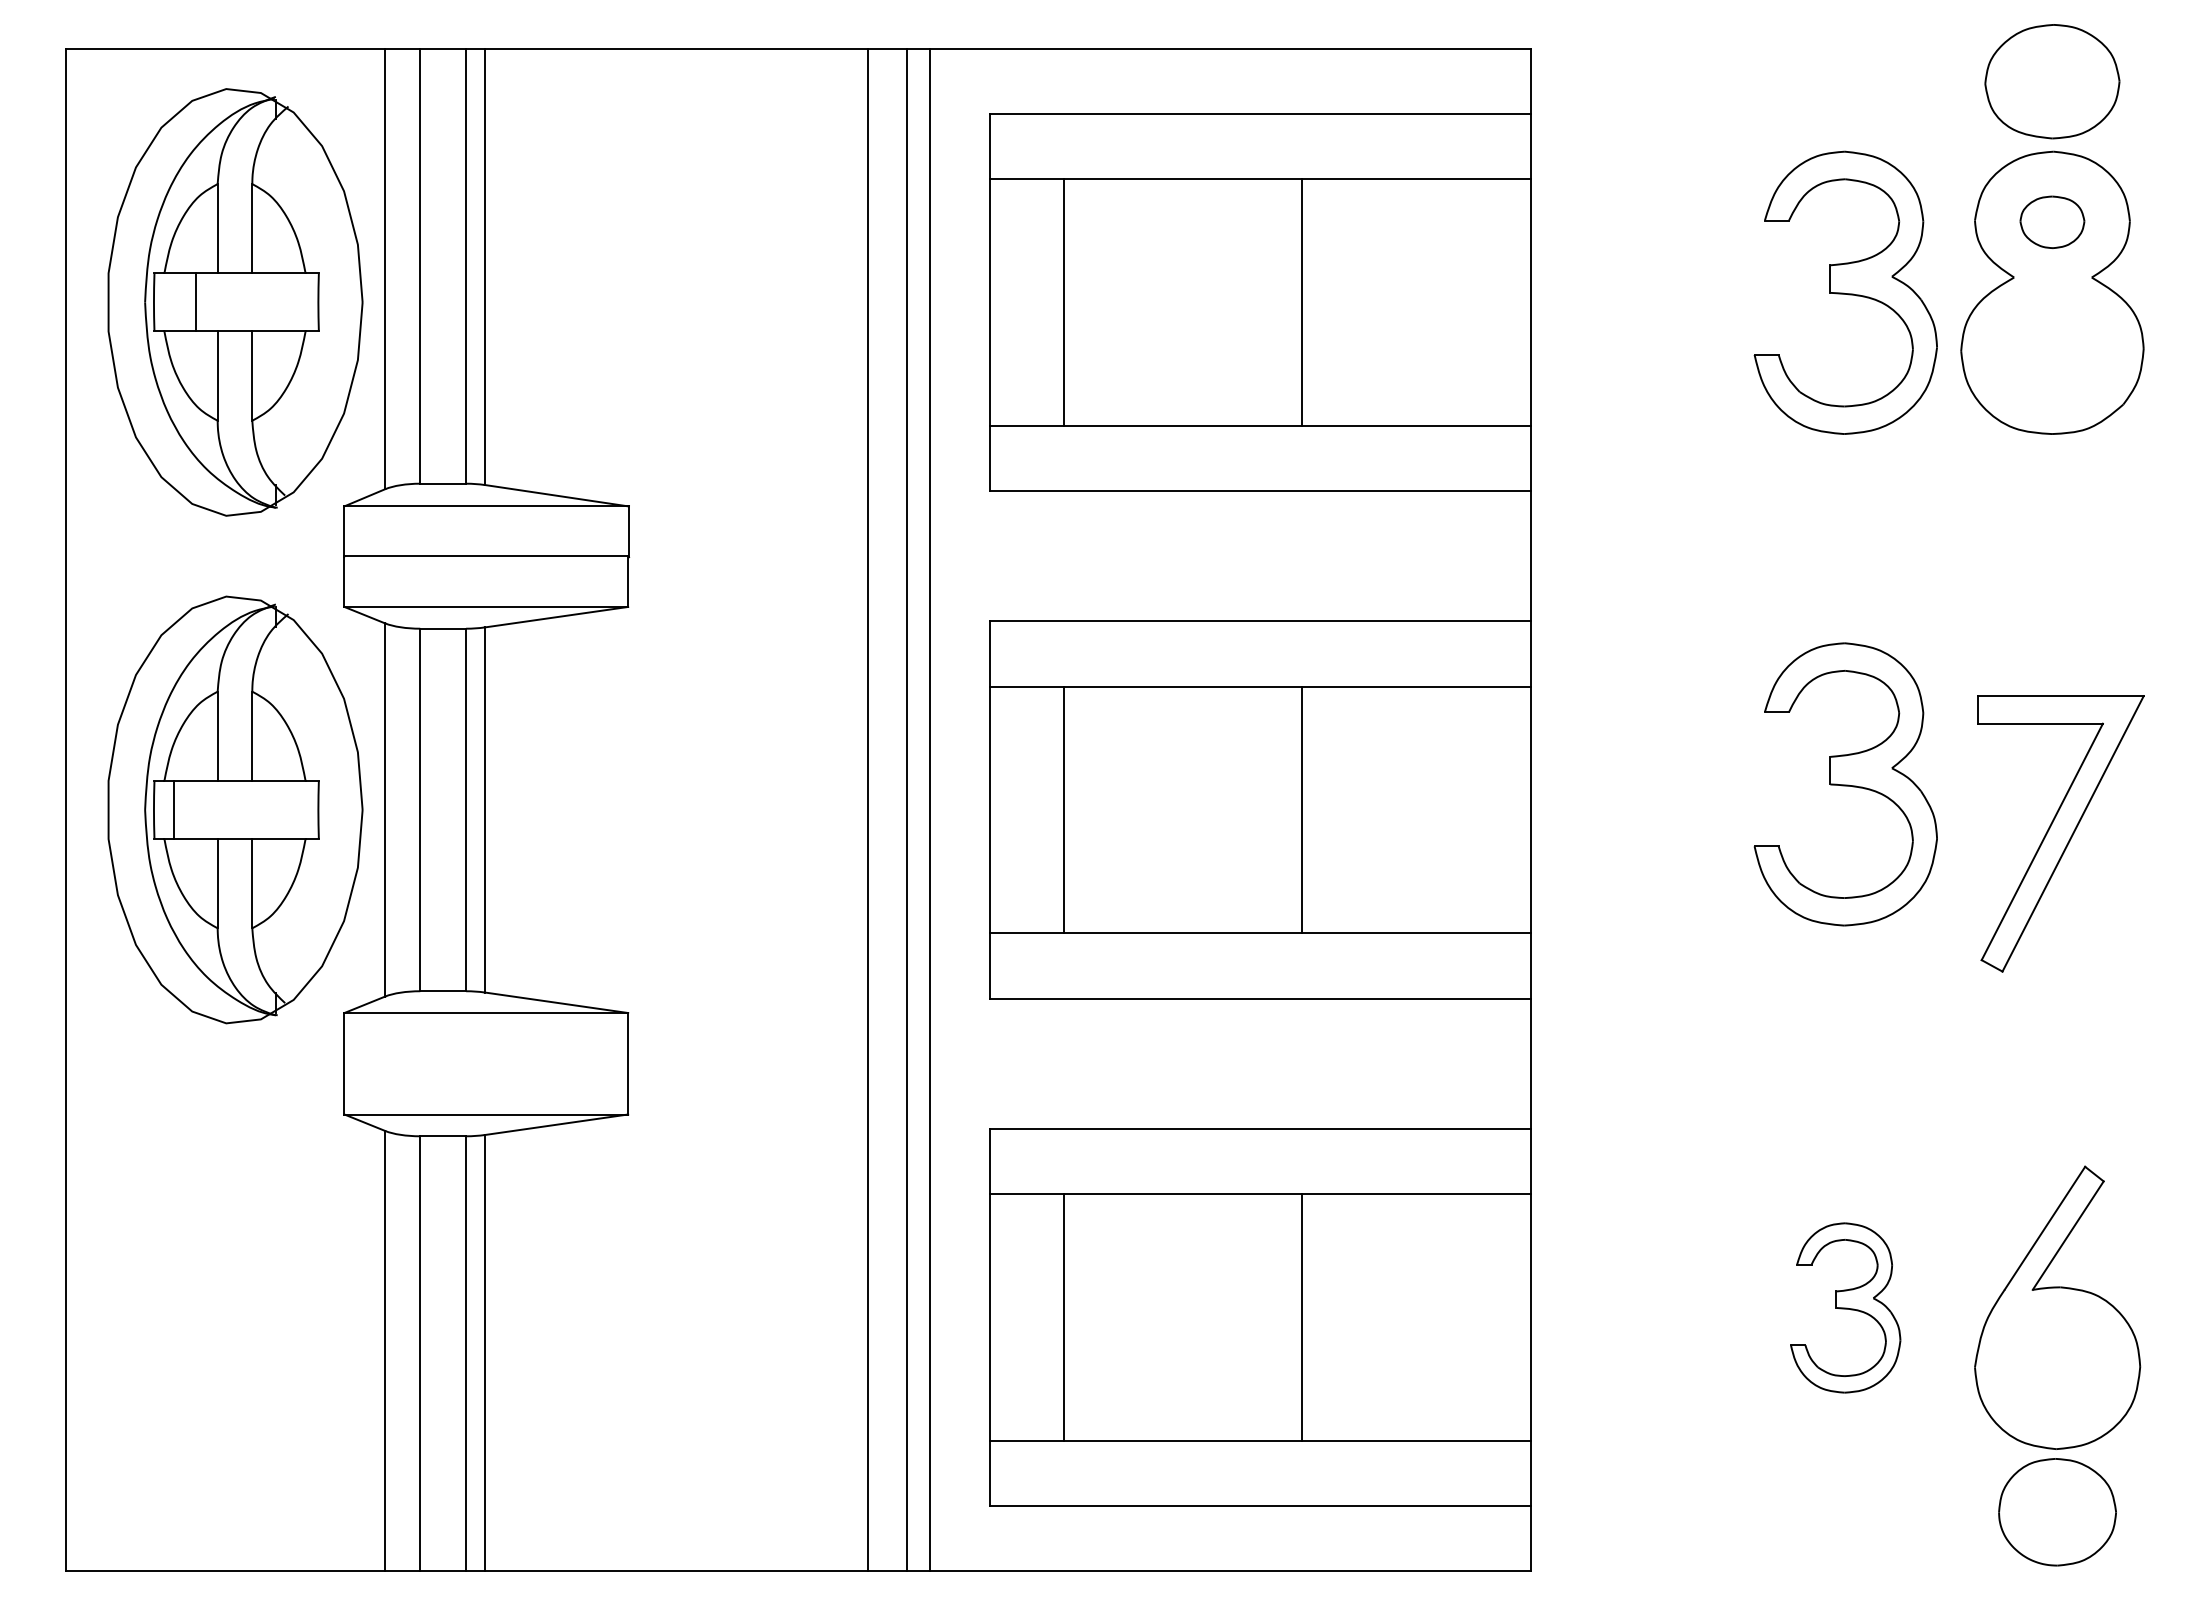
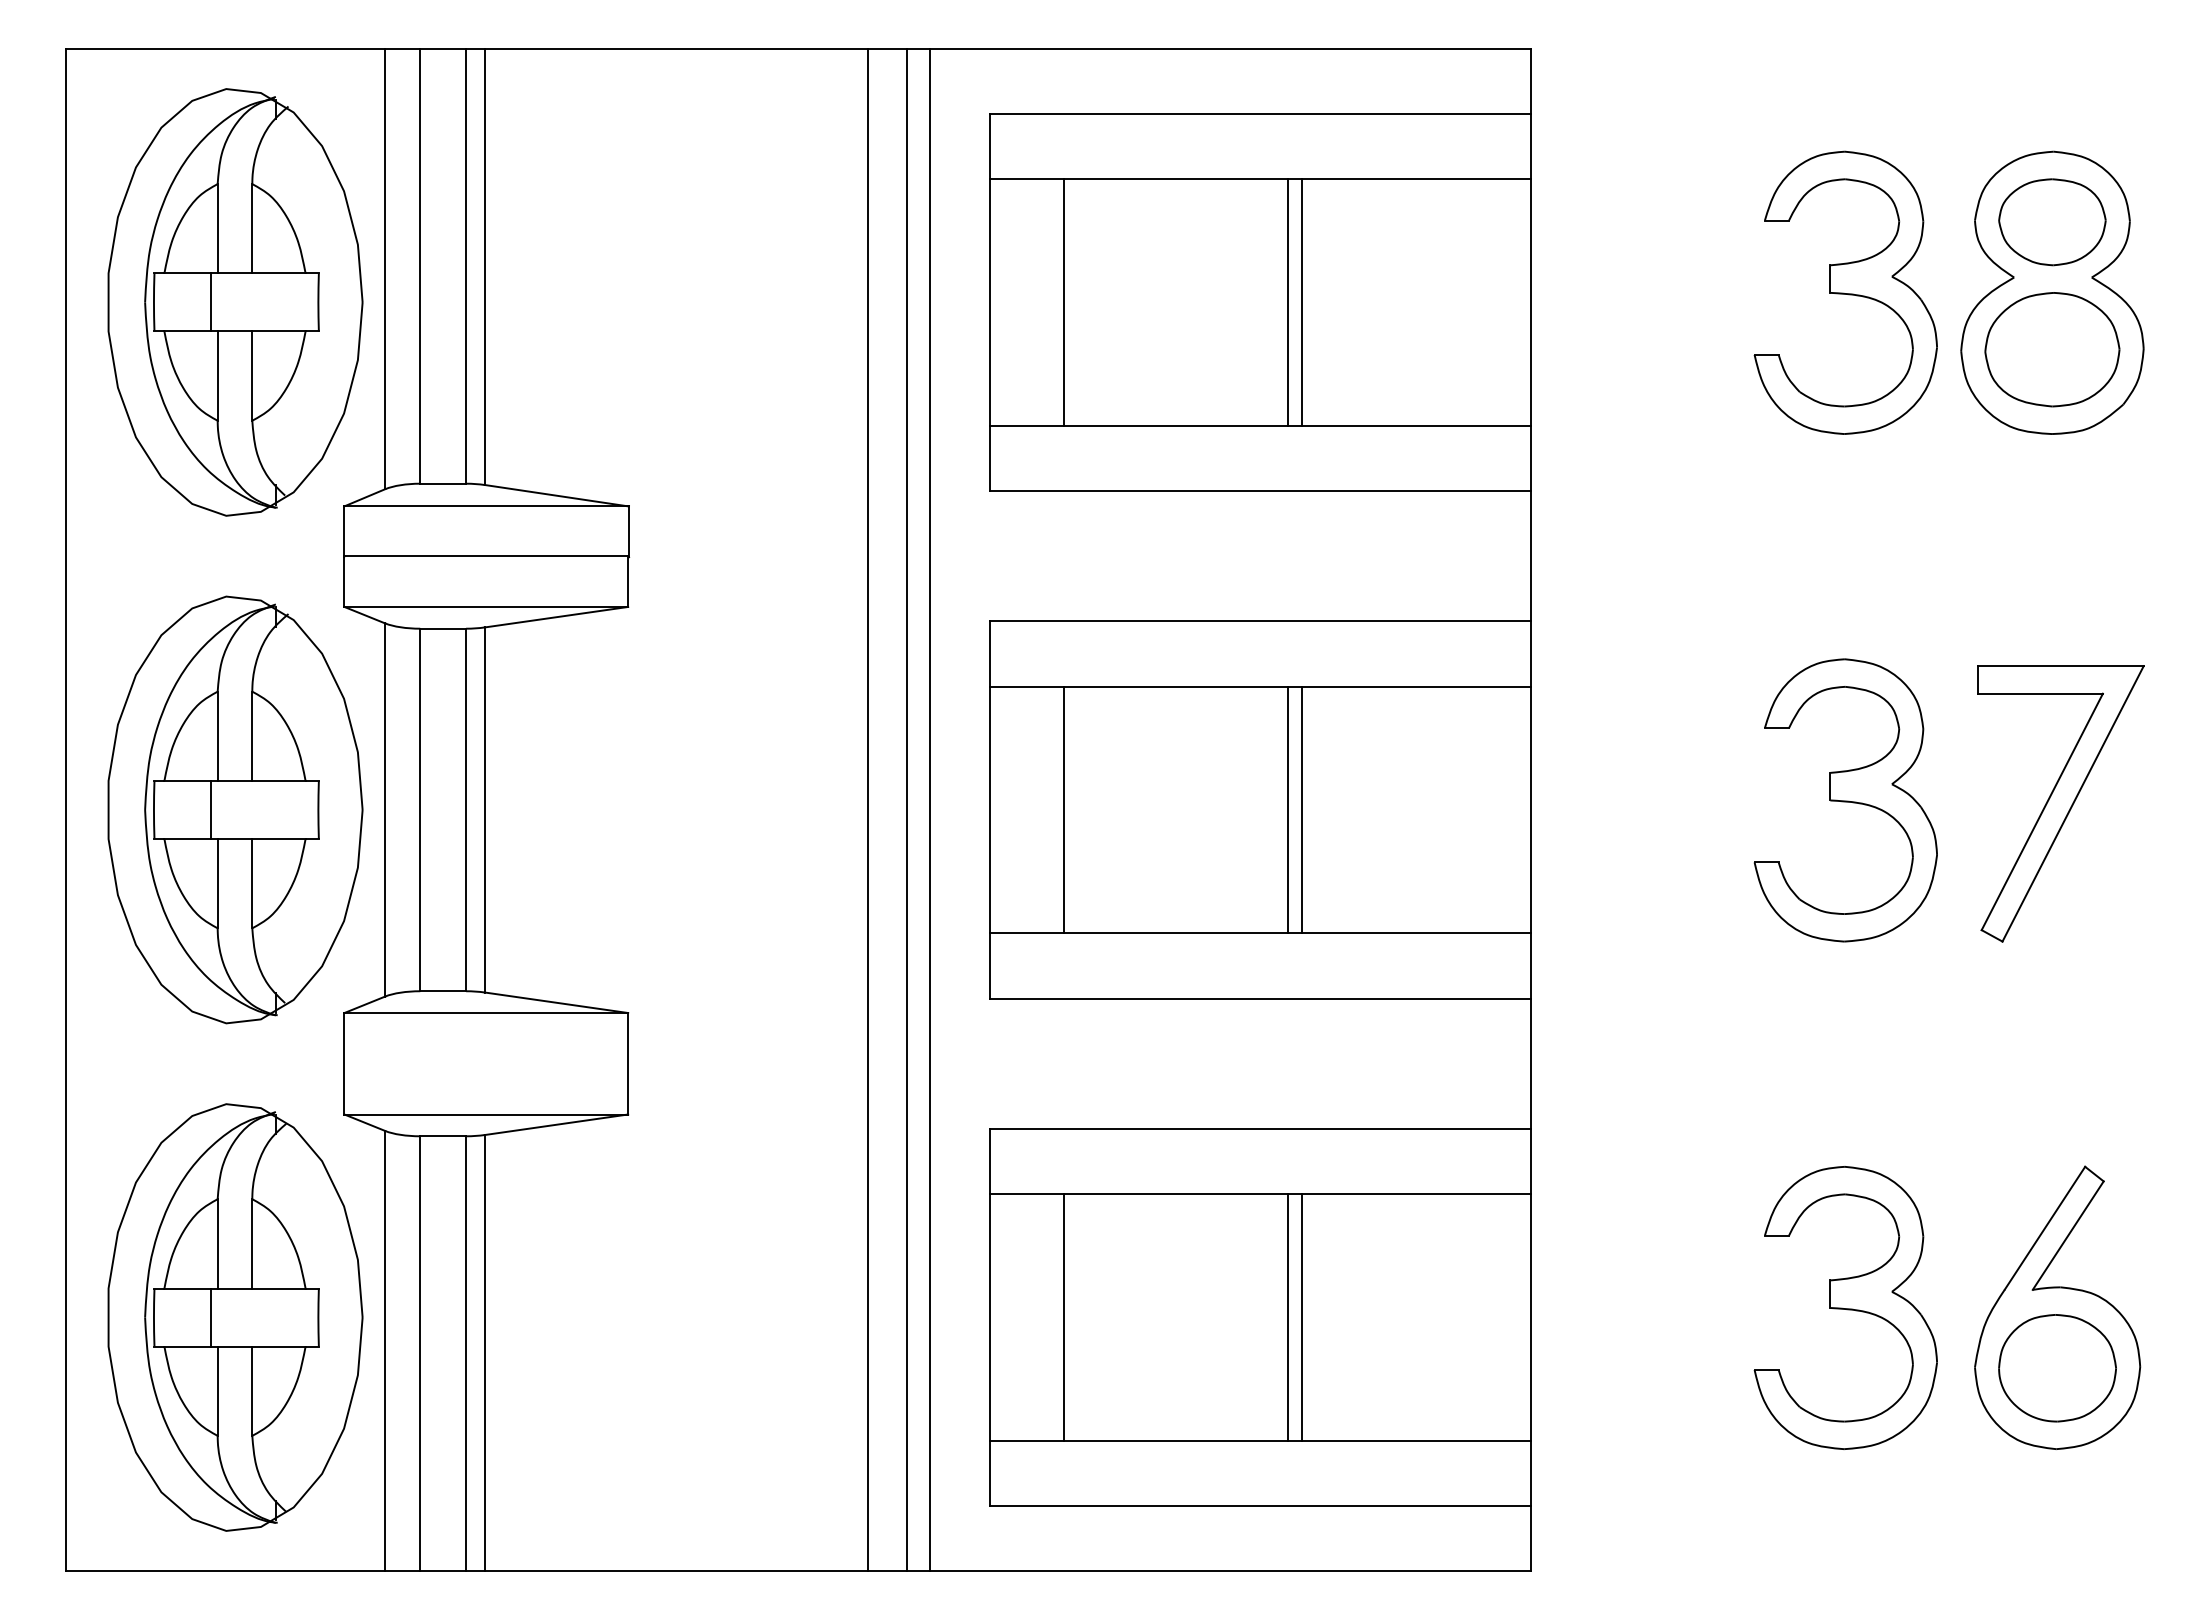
part position: (2052, 81) -> (2052, 349) (2052, 349)
part size: 67x54 px -> 109x89 px (2052, 222)
line position: (195, 302) -> (210, 302) (210, 302)
line: none -> present (1287, 302)
part position: (1845, 784) -> (1845, 800) (1845, 800)
line position: (173, 809) -> (210, 809) (210, 809)
line: none -> present (1287, 809)
part position: (2060, 833) -> (2060, 803) (2060, 803)
part size: 112x172 px -> 185x284 px (1845, 1307)
part: none -> present (235, 1317)
line: none -> present (1287, 1317)
part position: (2057, 1512) -> (2057, 1368) (2057, 1368)
